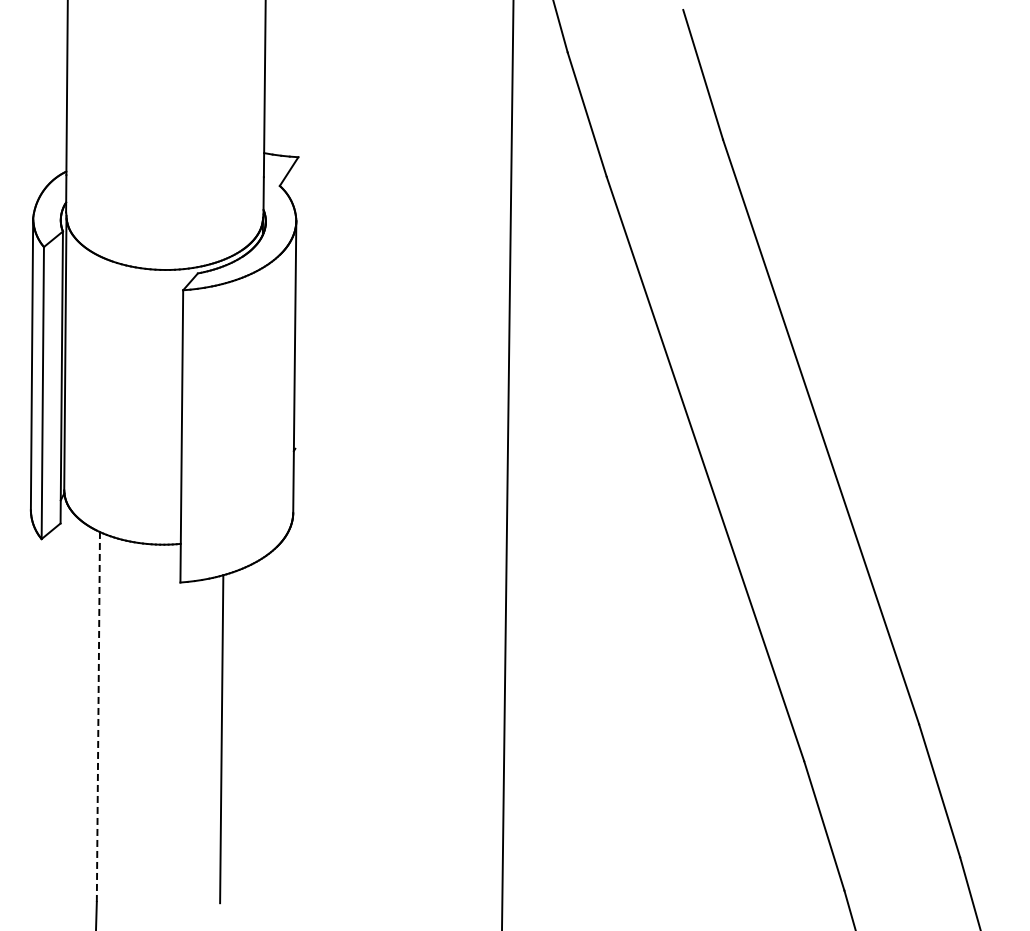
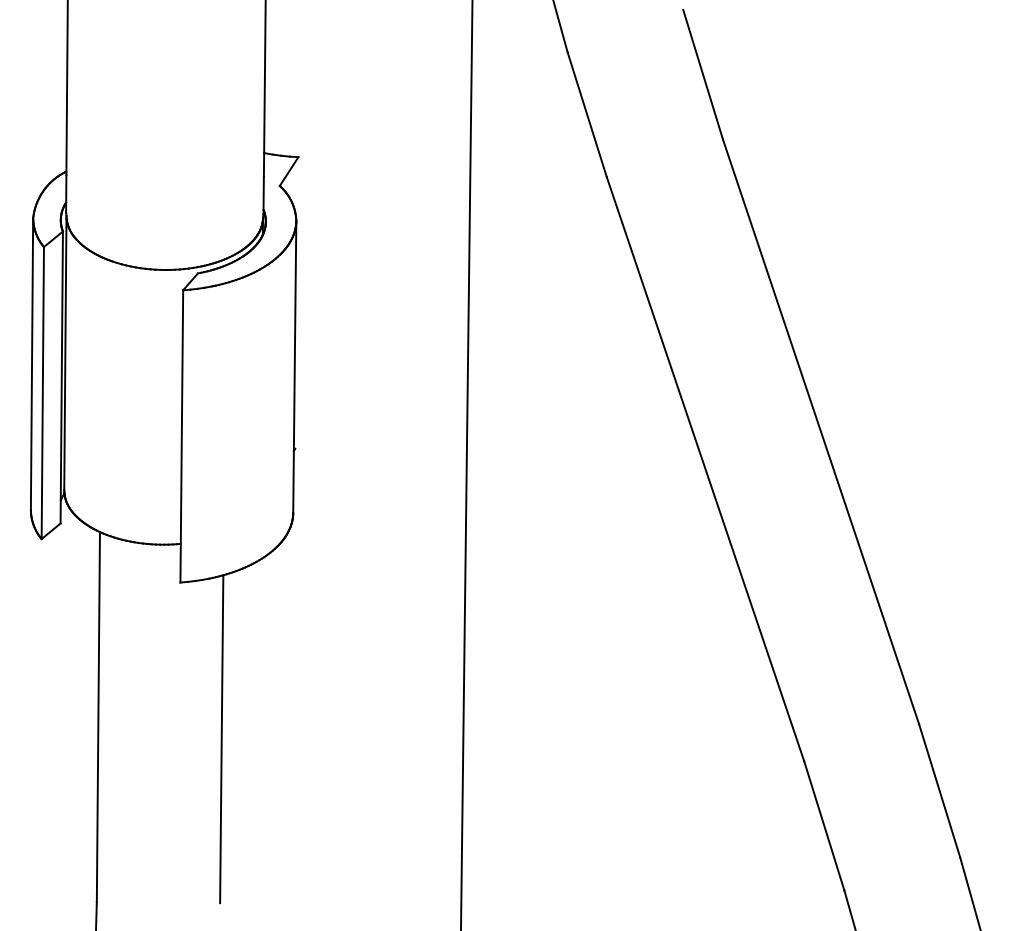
line position: (507, 464) -> (466, 464) (466, 464)
line: dashed -> solid (98, 717)
